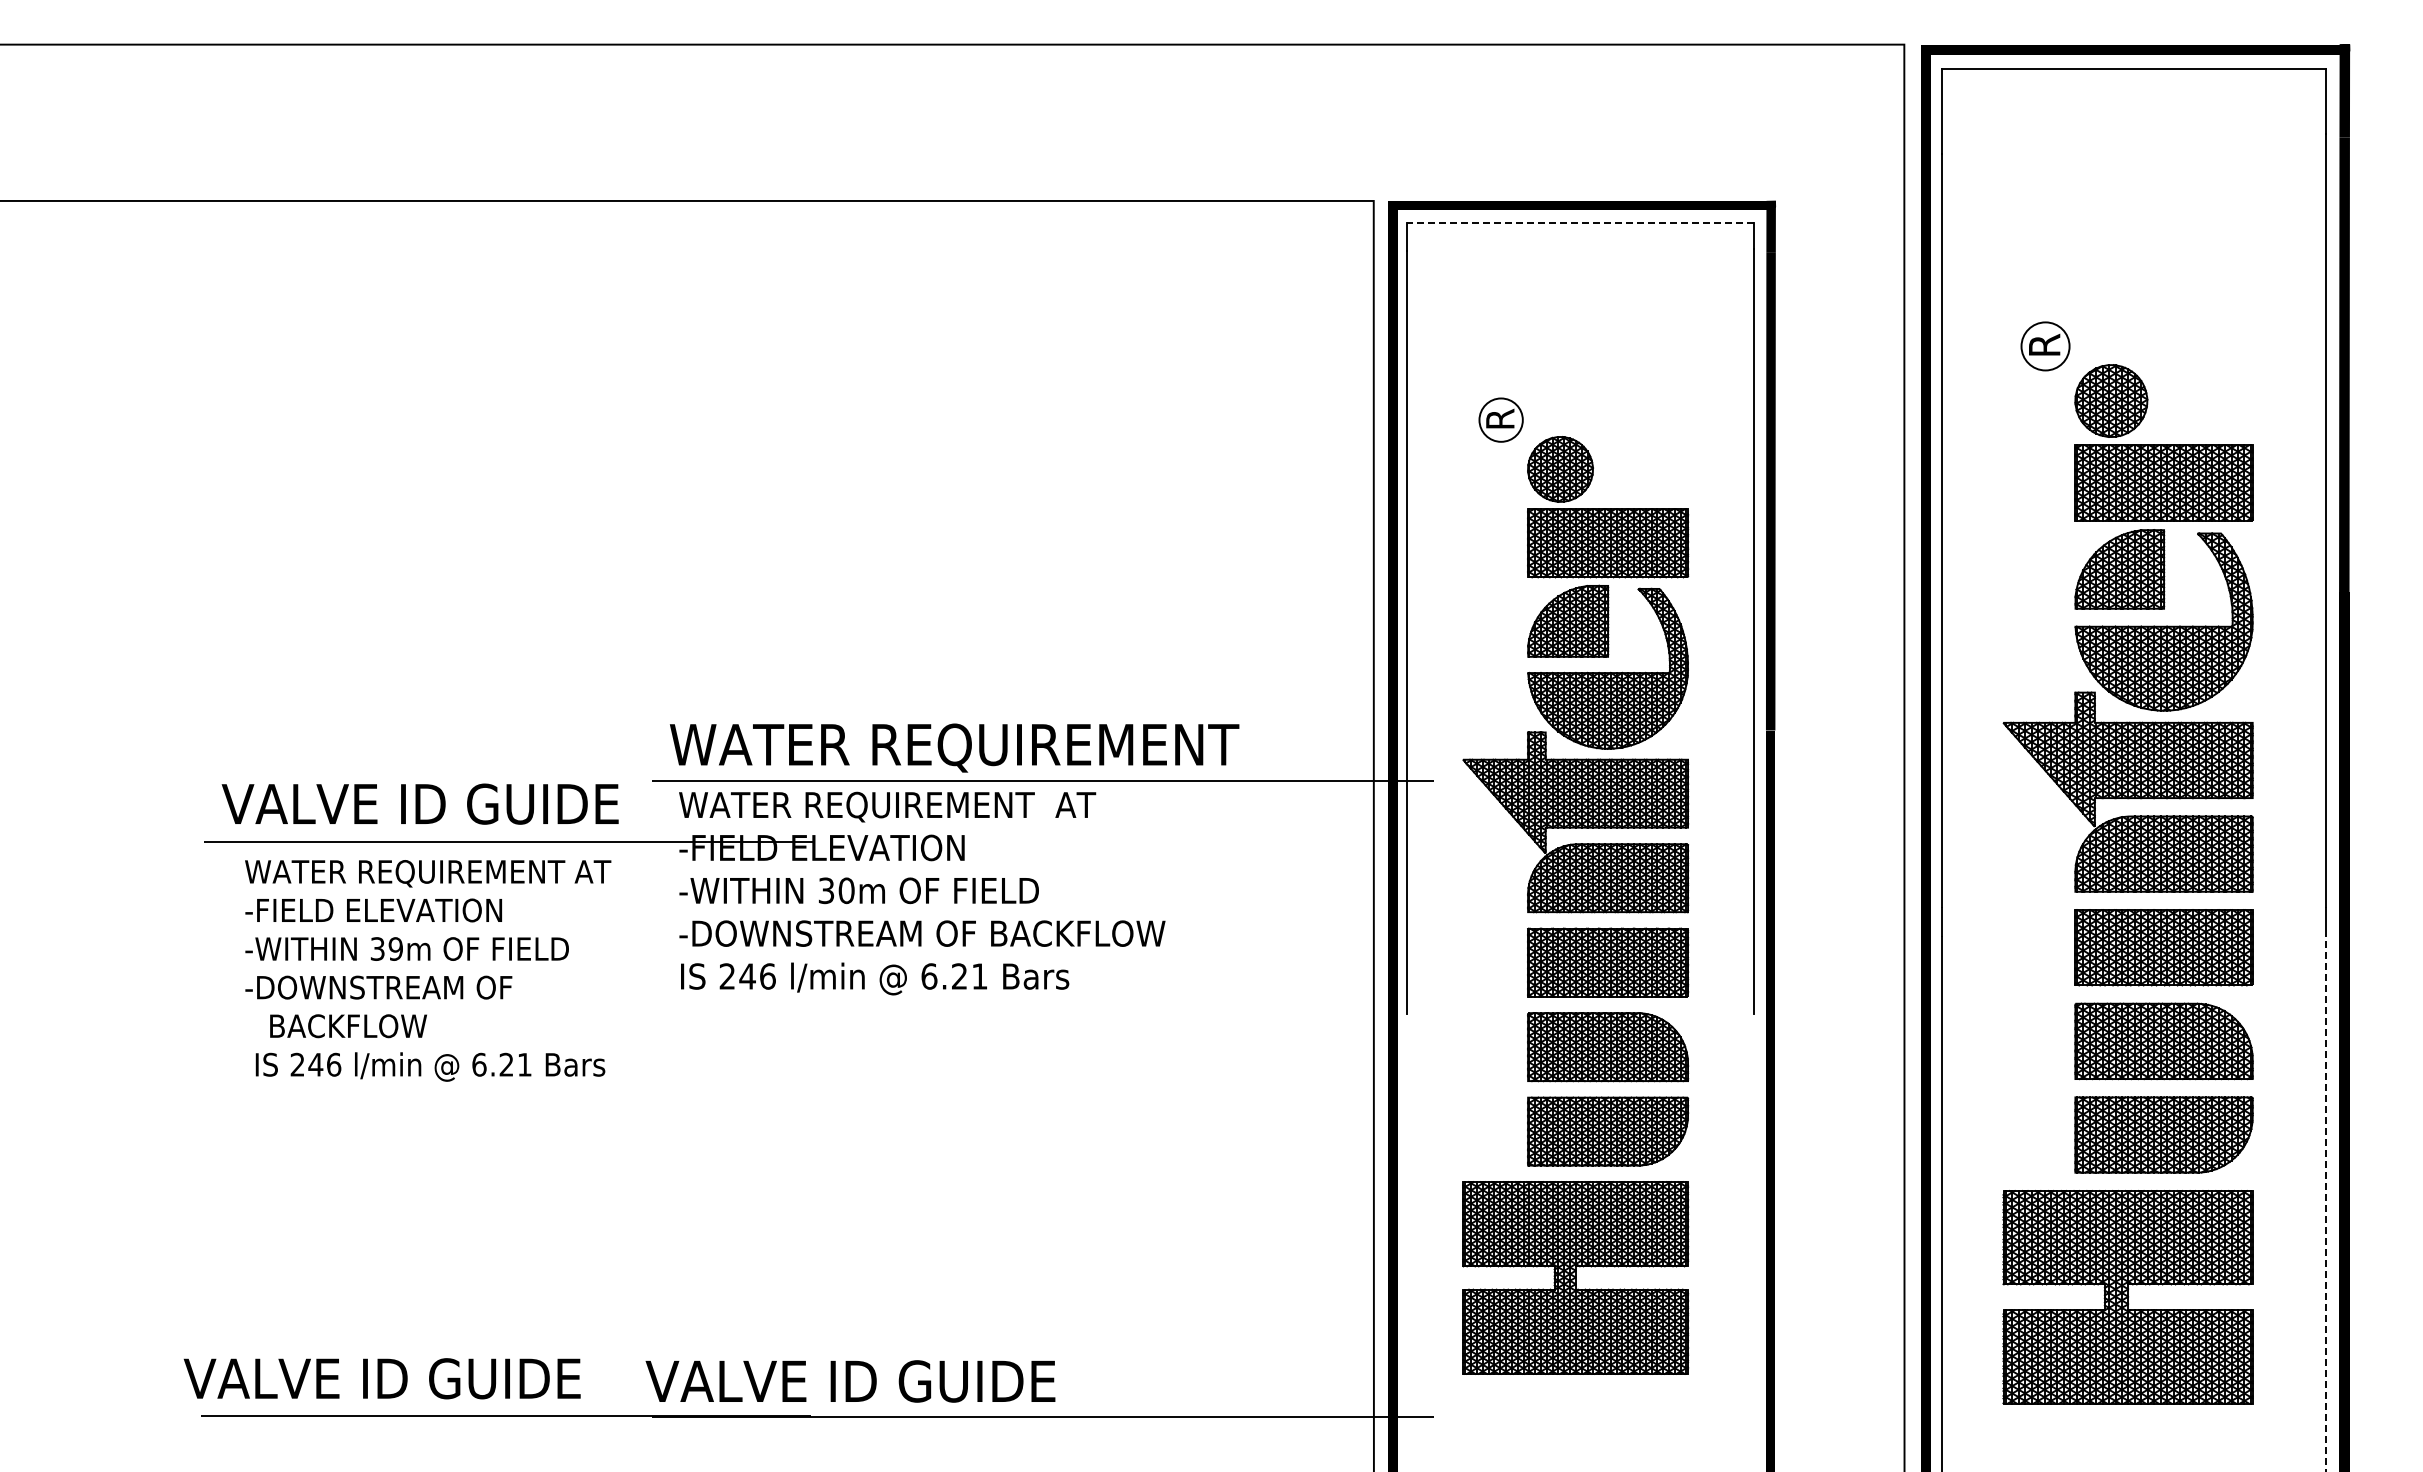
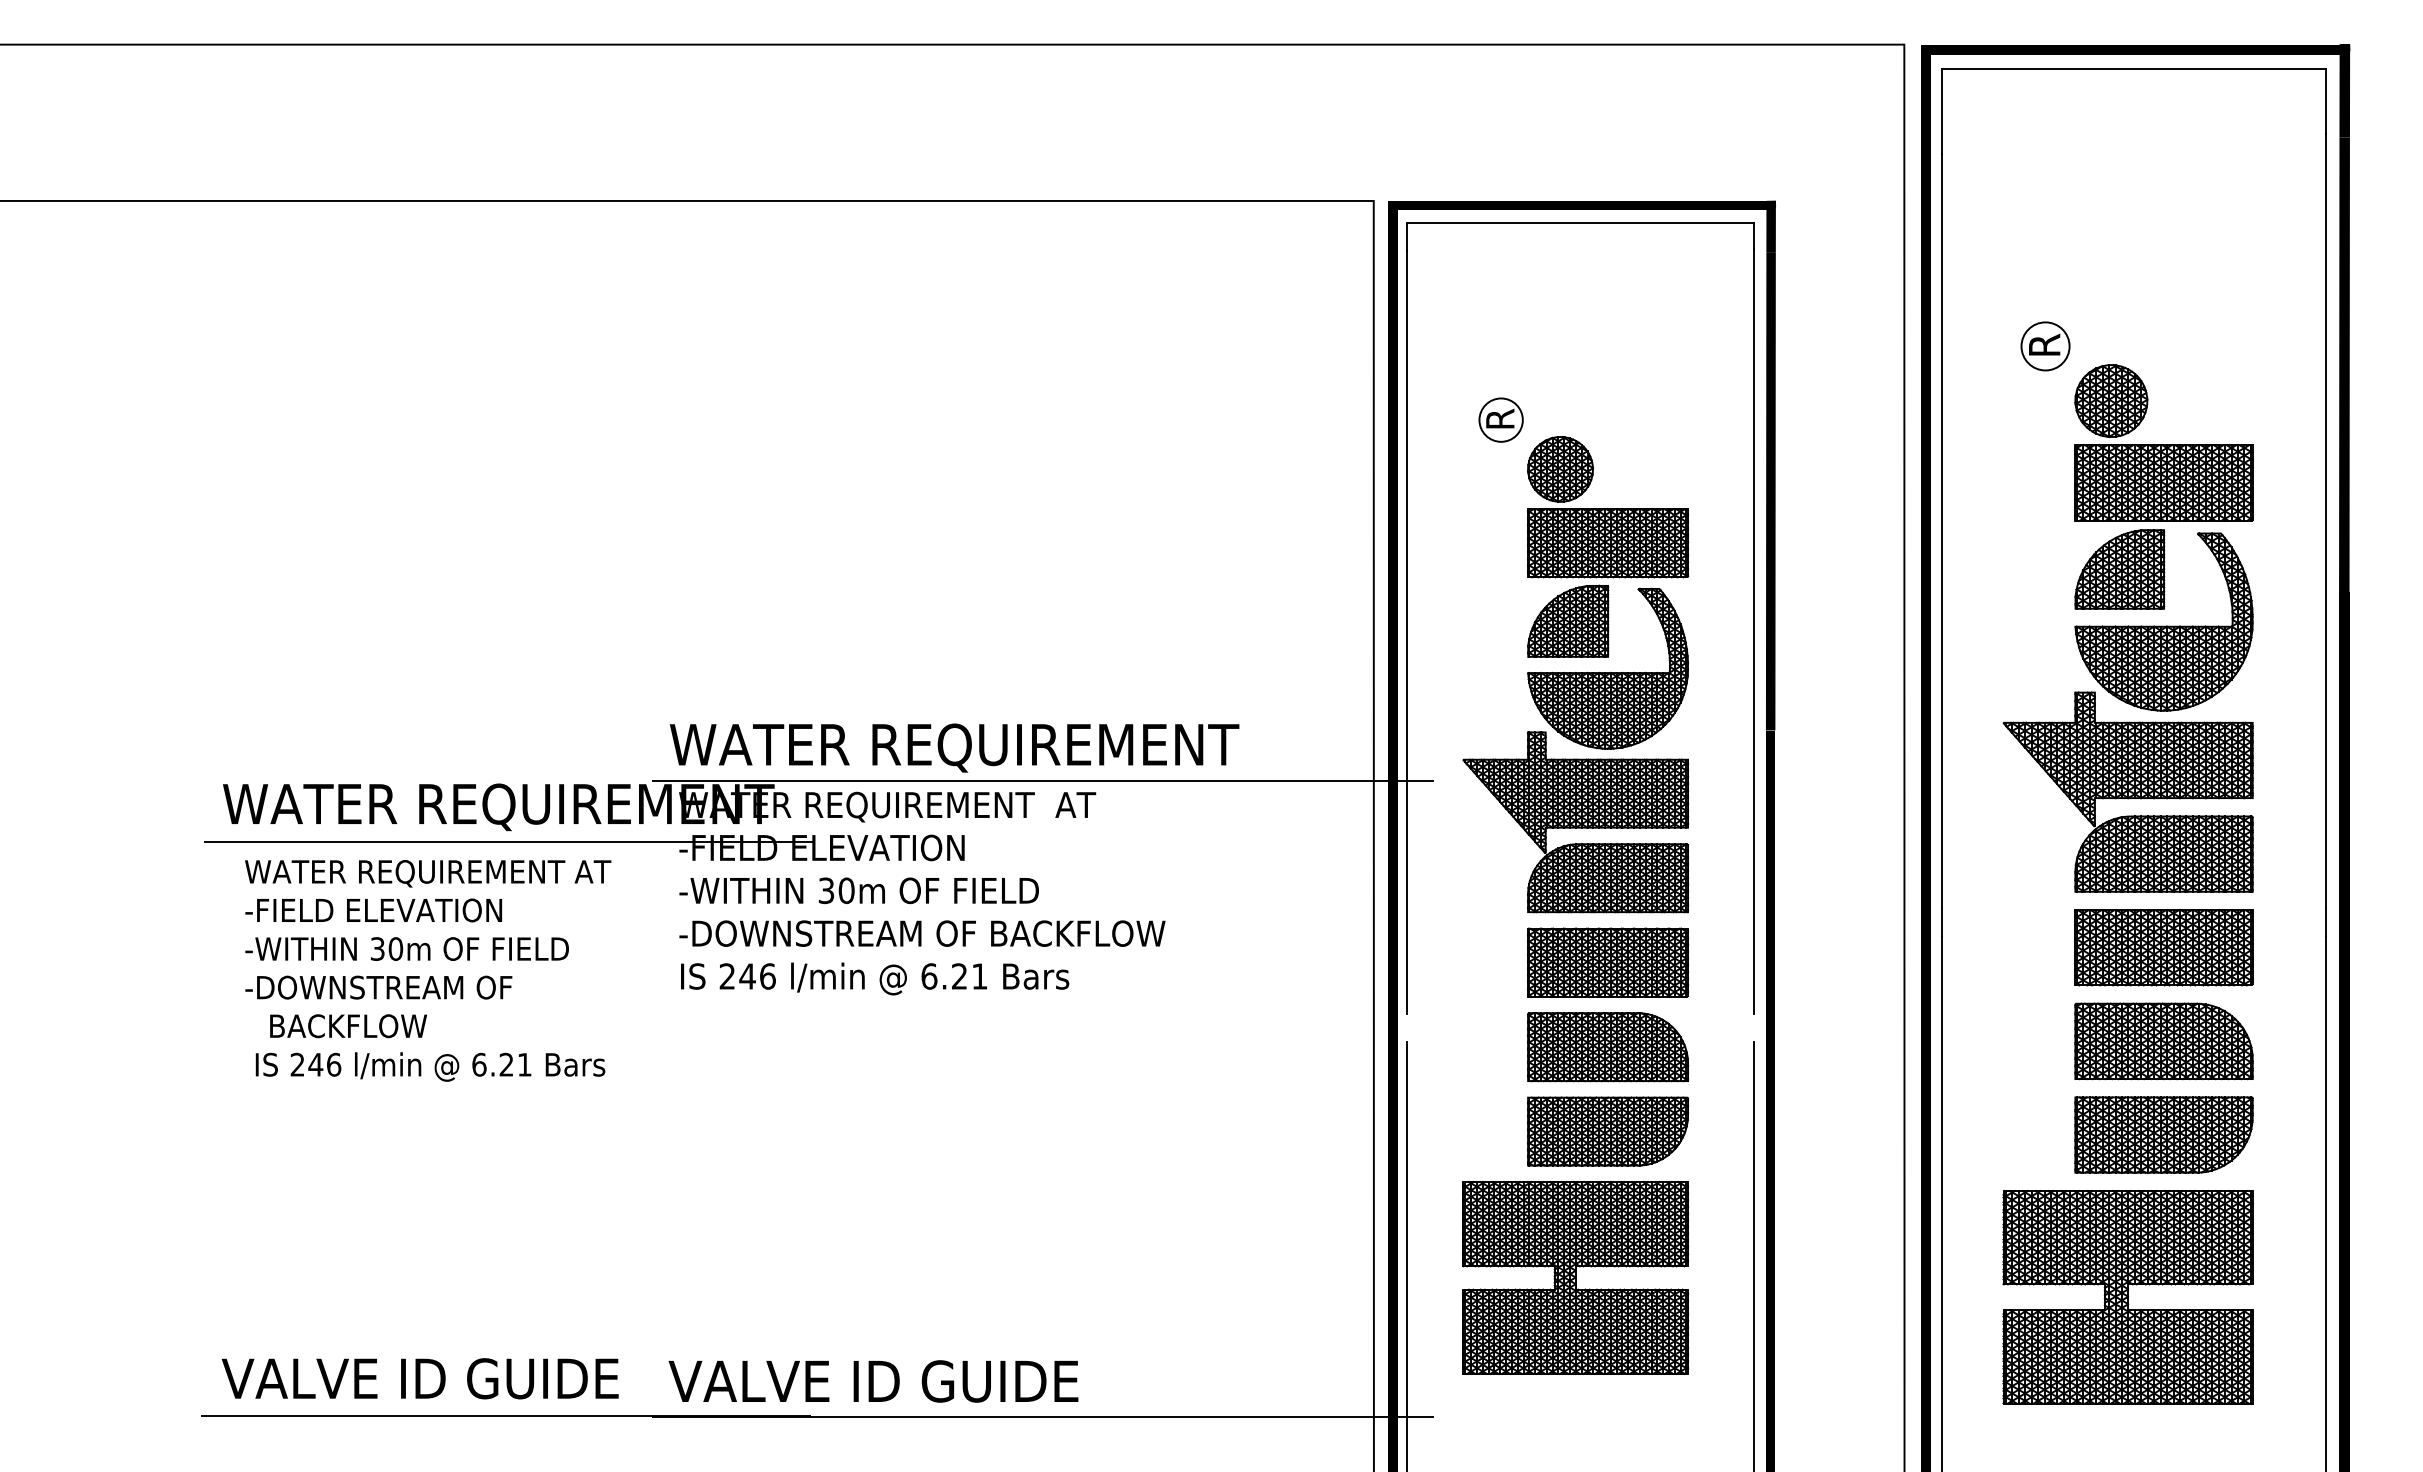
line: dashed -> solid (1580, 223)
text: VALVE ID GUIDE -> WATER REQUIREMENT (497, 807)
text: 39m -> 30m (395, 948)
line: dashed -> solid (2326, 1204)
line: none -> present (1407, 1254)
line: none -> present (1754, 1254)
text position: (381, 1378) -> (419, 1378) (419, 1378)
text position: (850, 1381) -> (873, 1381) (873, 1381)
